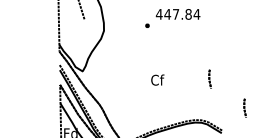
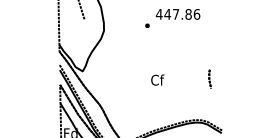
text: 447.84 -> 447.86 (196, 14)
line: present -> none (244, 107)
